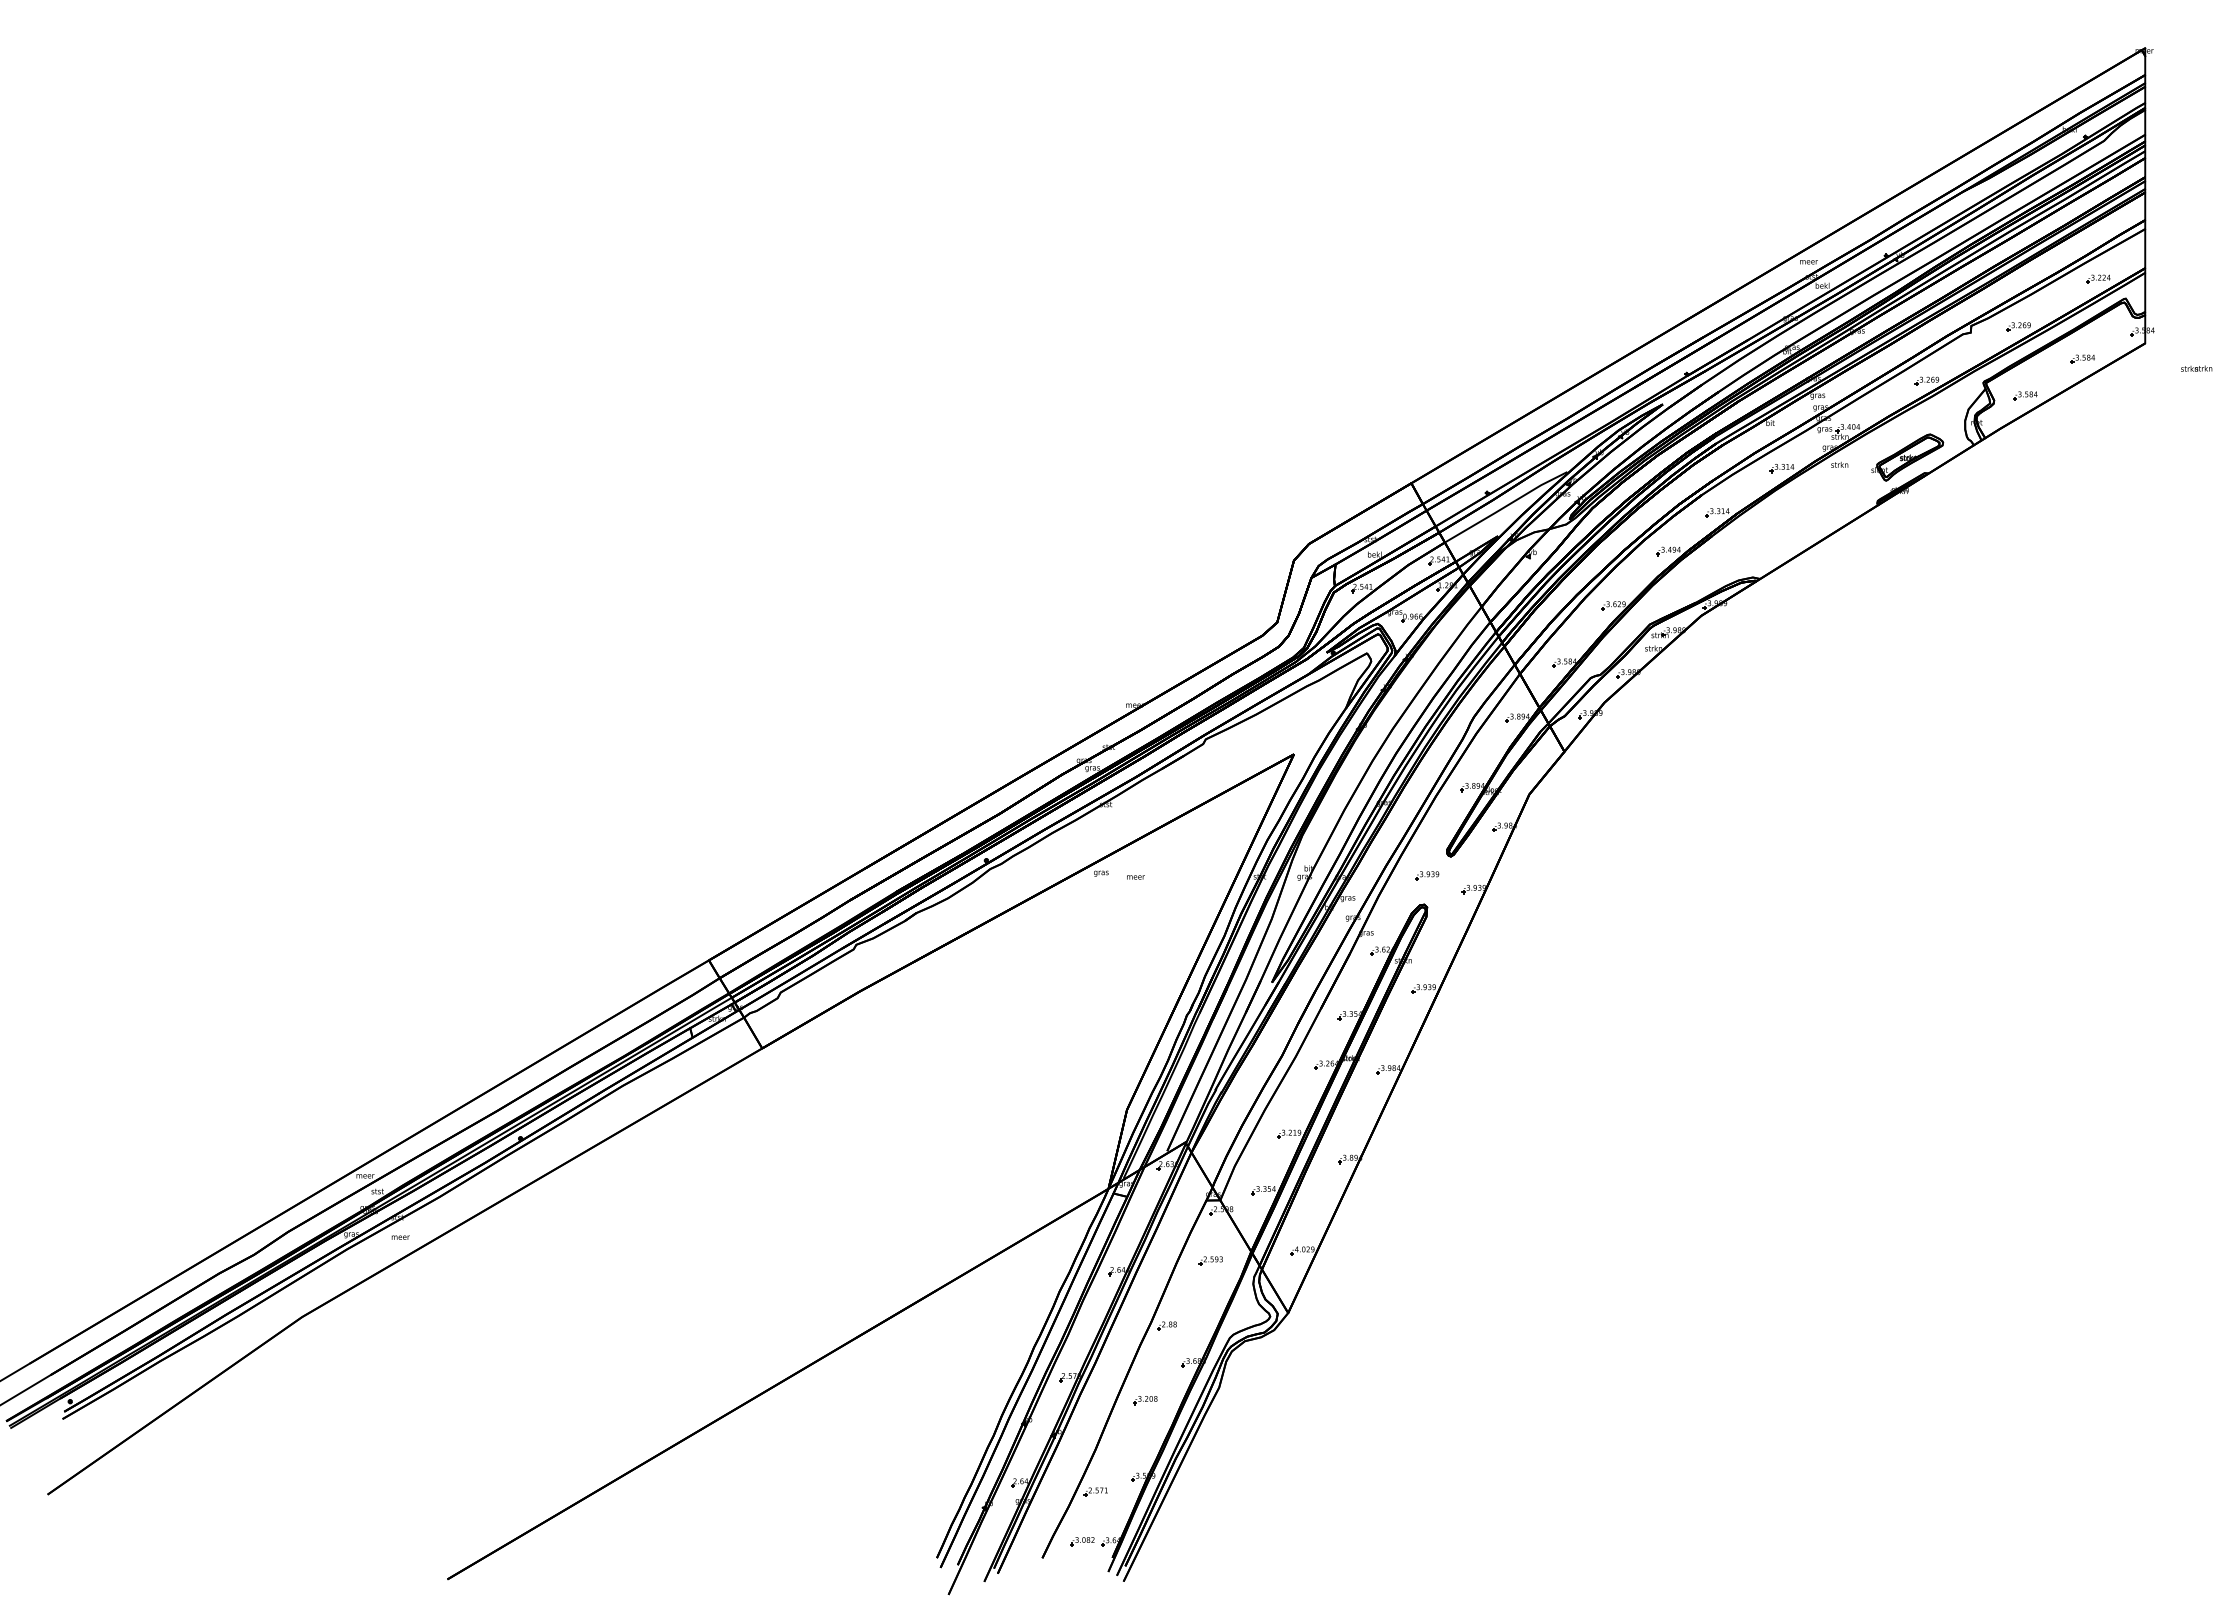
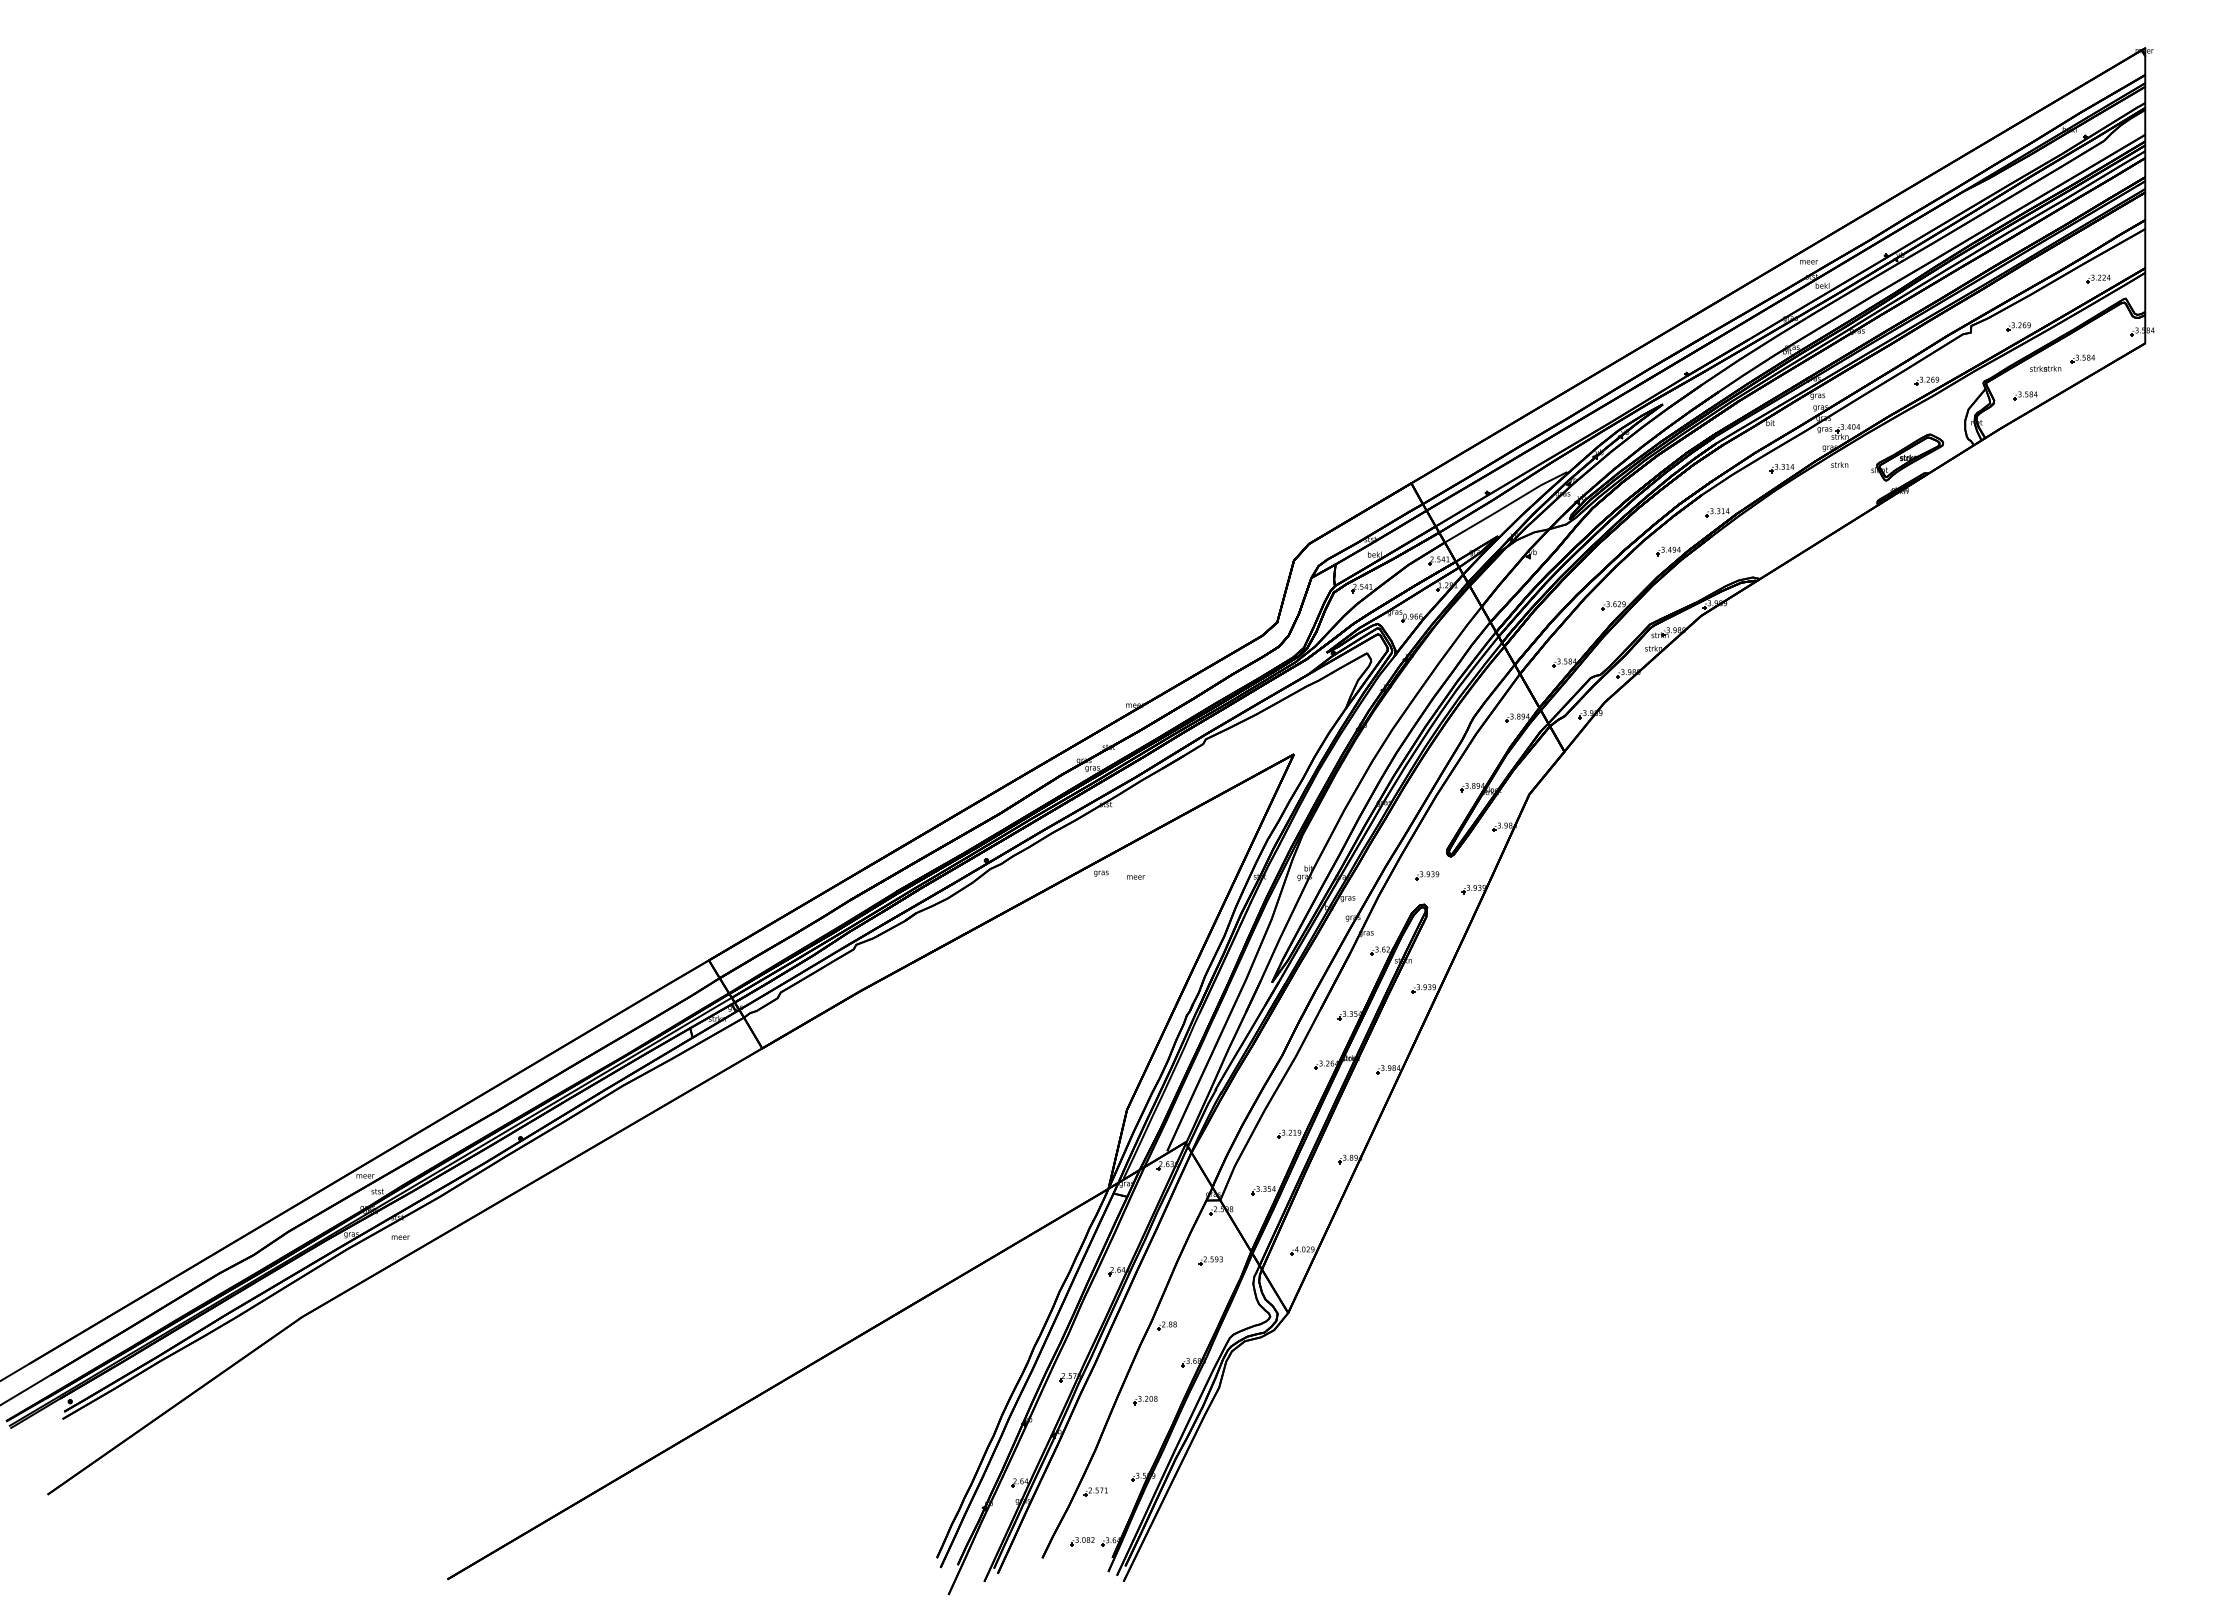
text position: (2196, 368) -> (2045, 368) (2045, 368)
